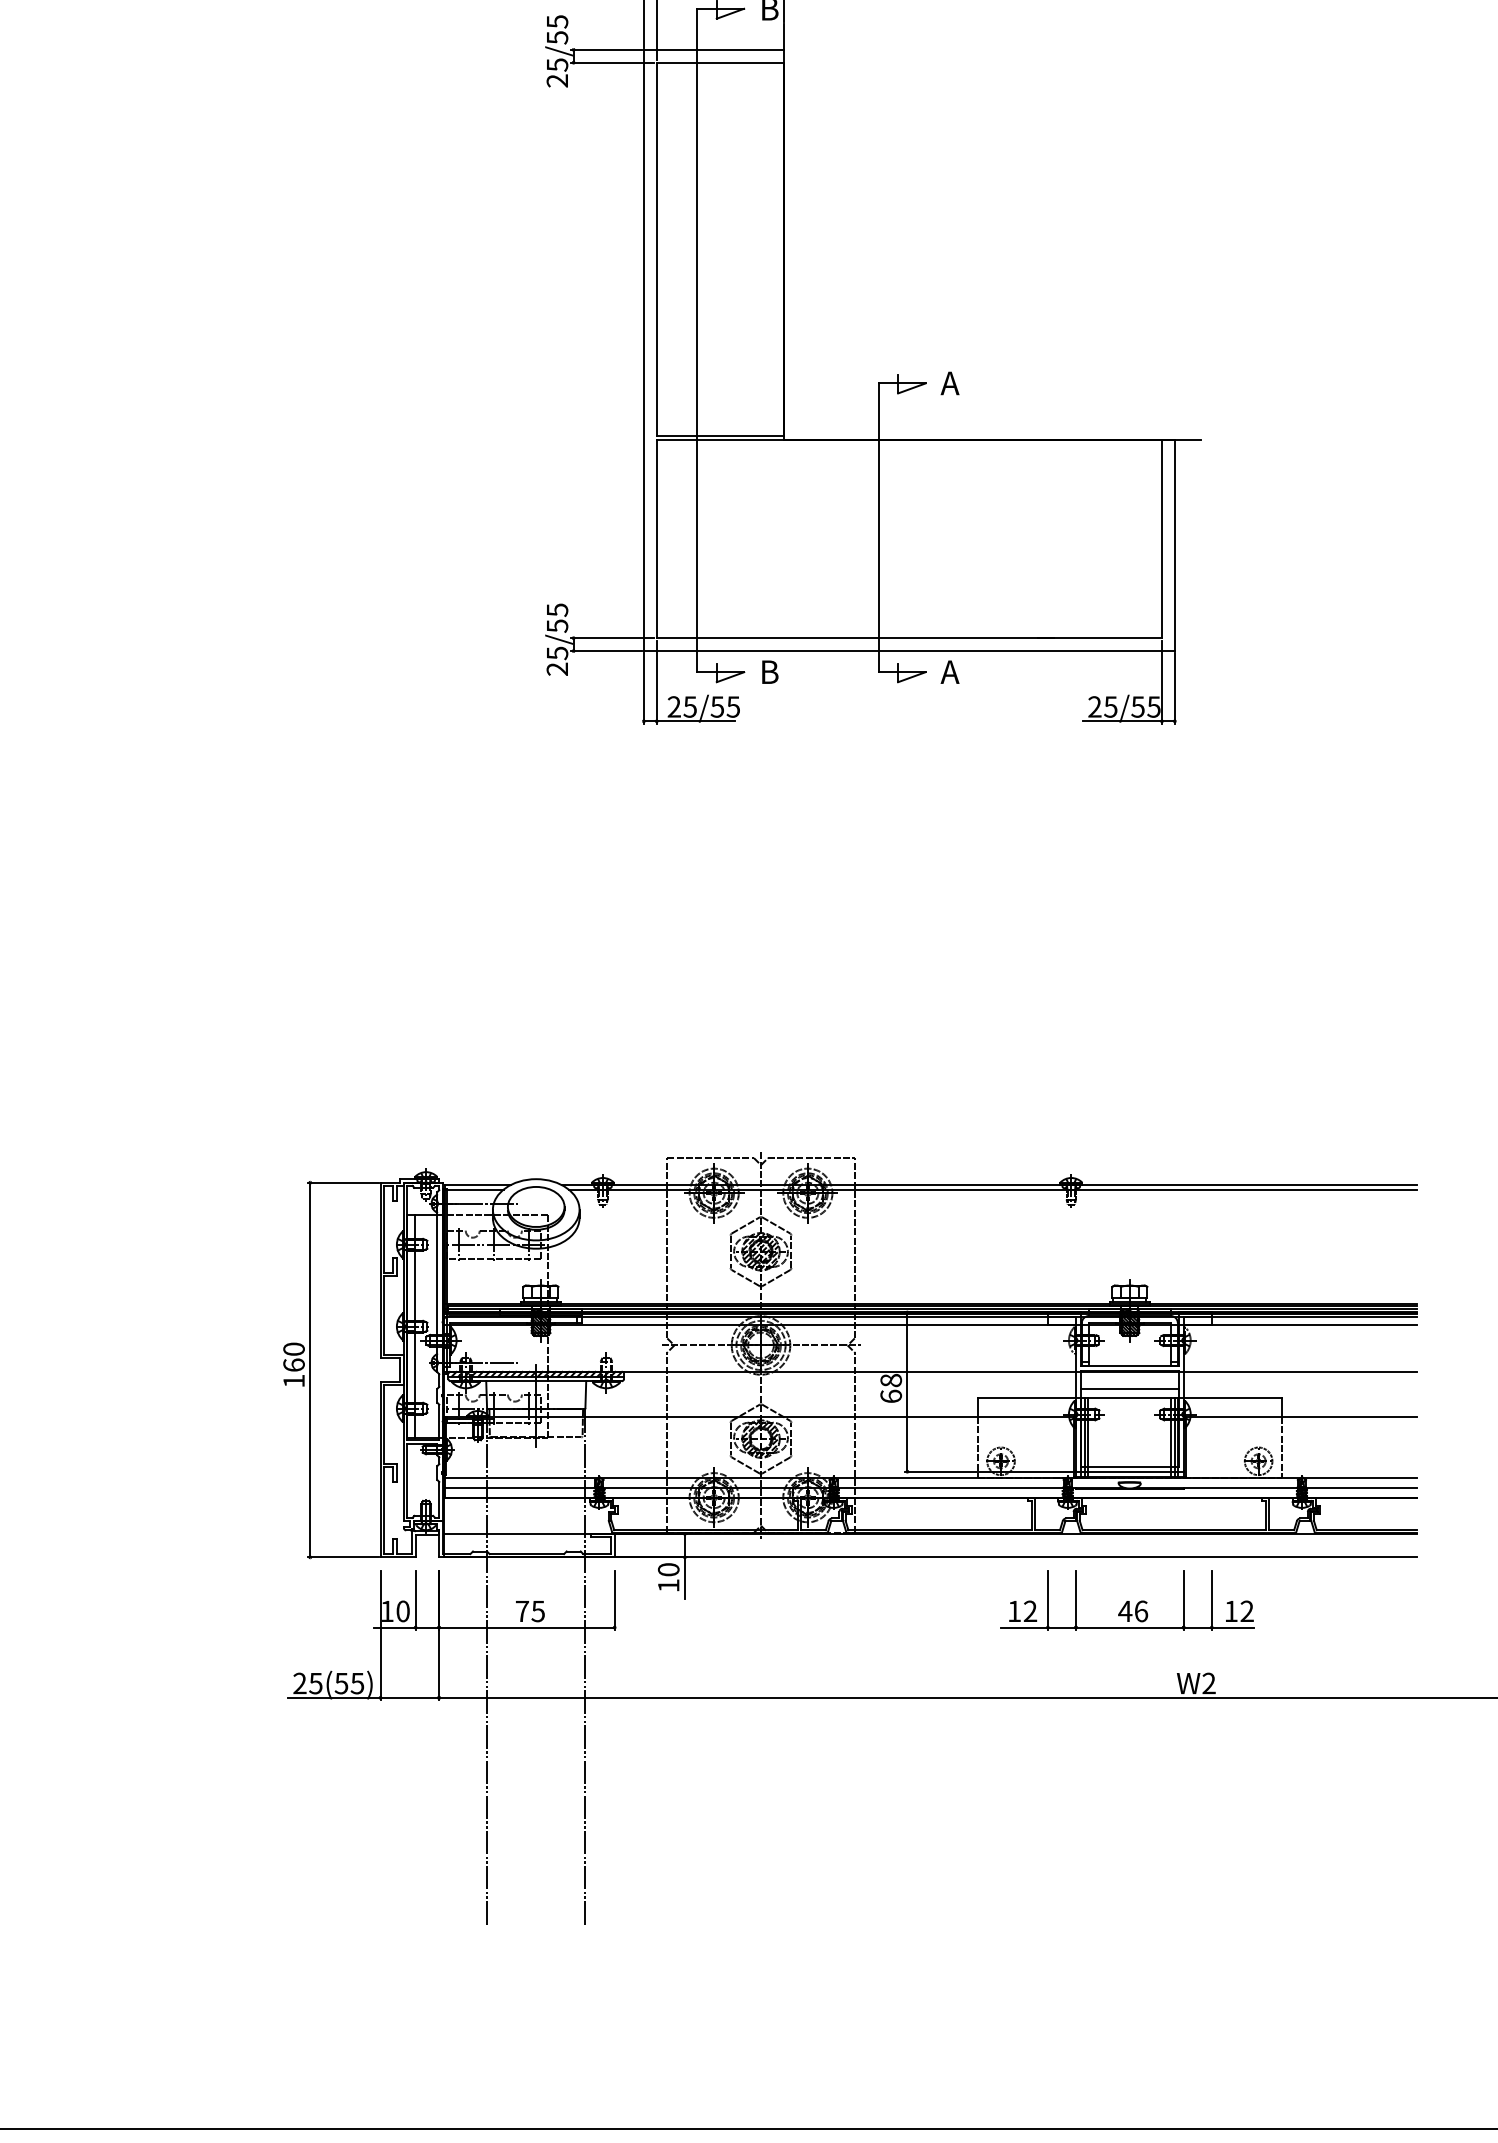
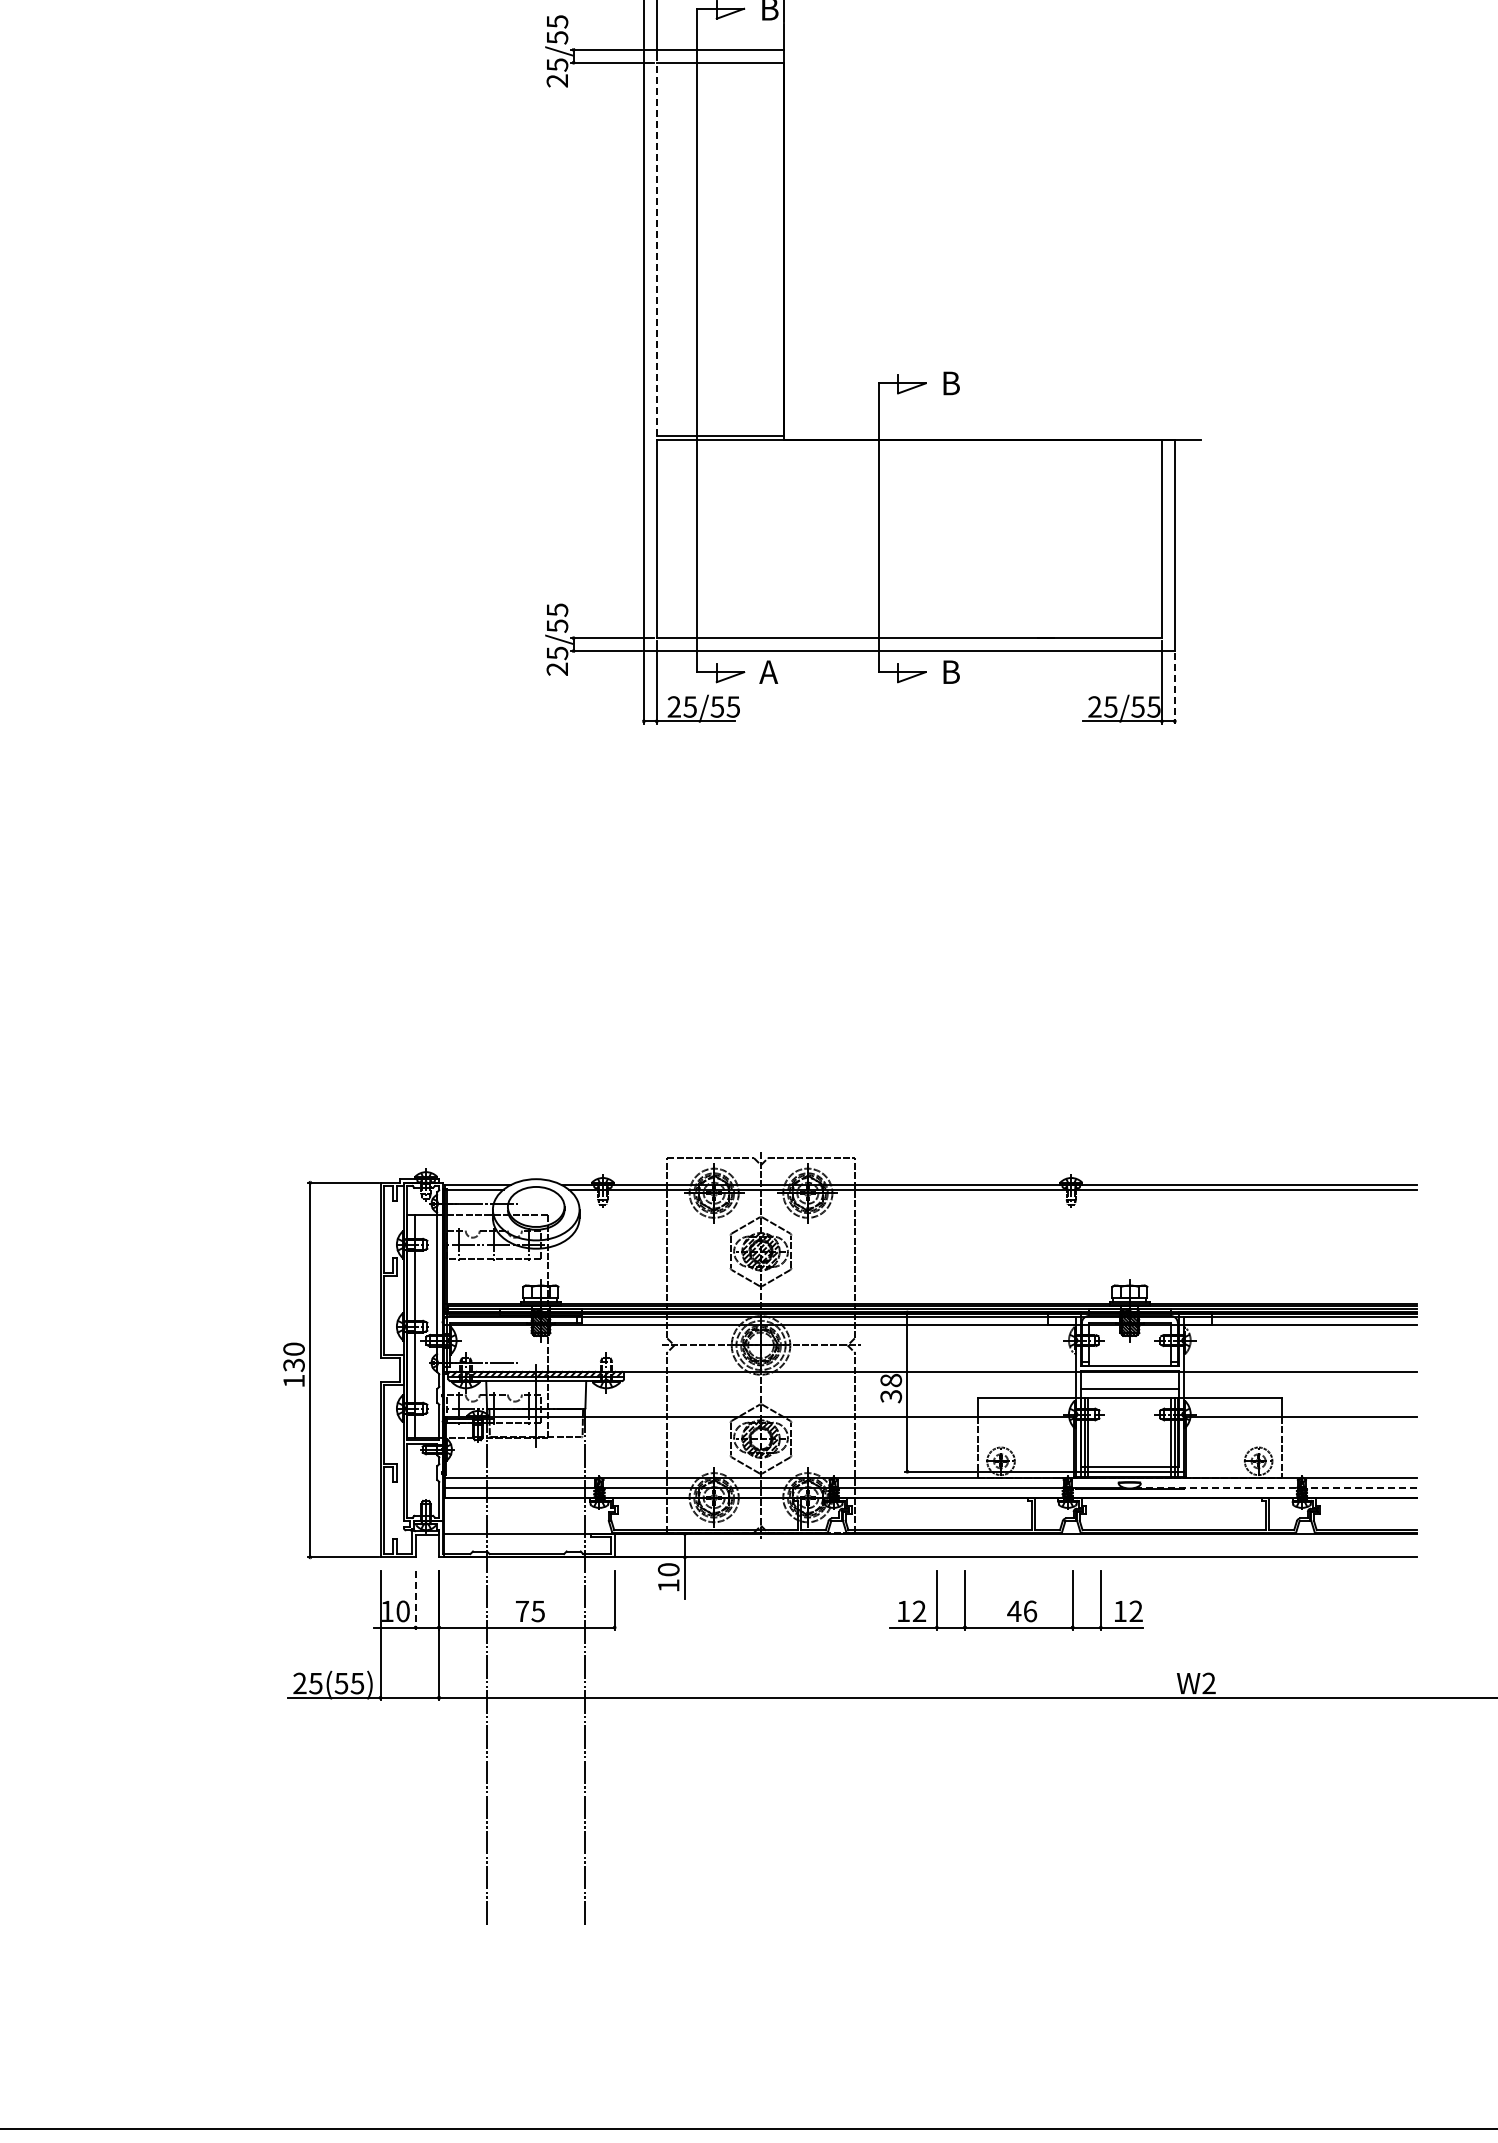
line: solid -> dashed (656, 248)
text: A -> B (949, 383)
text: B -> A (768, 671)
text: A -> B (949, 671)
line: solid -> dashed (1174, 689)
text: 160 -> 130 (293, 1364)
text: 68 -> 38 (891, 1396)
line: solid -> dashed (1275, 1487)
part position: (1127, 1600) -> (1016, 1600) (1016, 1600)
line: solid -> dashed (415, 1601)
